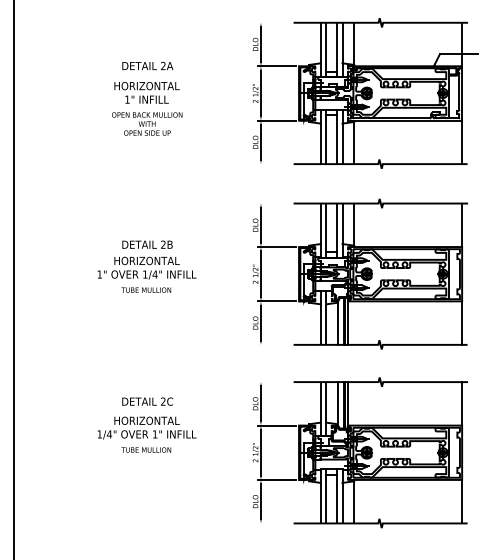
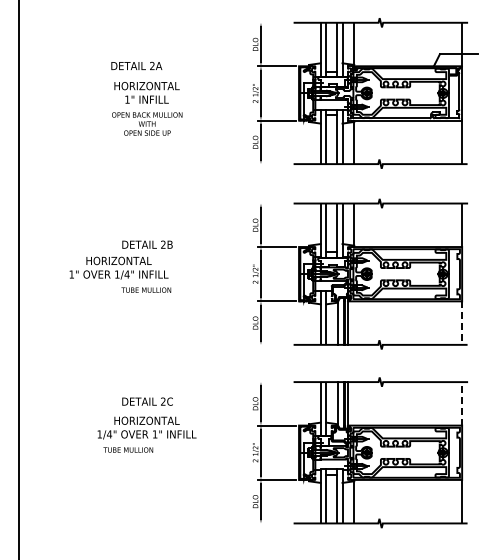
text position: (147, 65) -> (136, 65) (136, 65)
text position: (146, 267) -> (118, 267) (118, 267)
line position: (14, 279) -> (19, 279) (19, 279)
line: solid -> dashed (462, 323)
line: solid -> dashed (462, 403)
text position: (146, 449) -> (128, 449) (128, 449)
